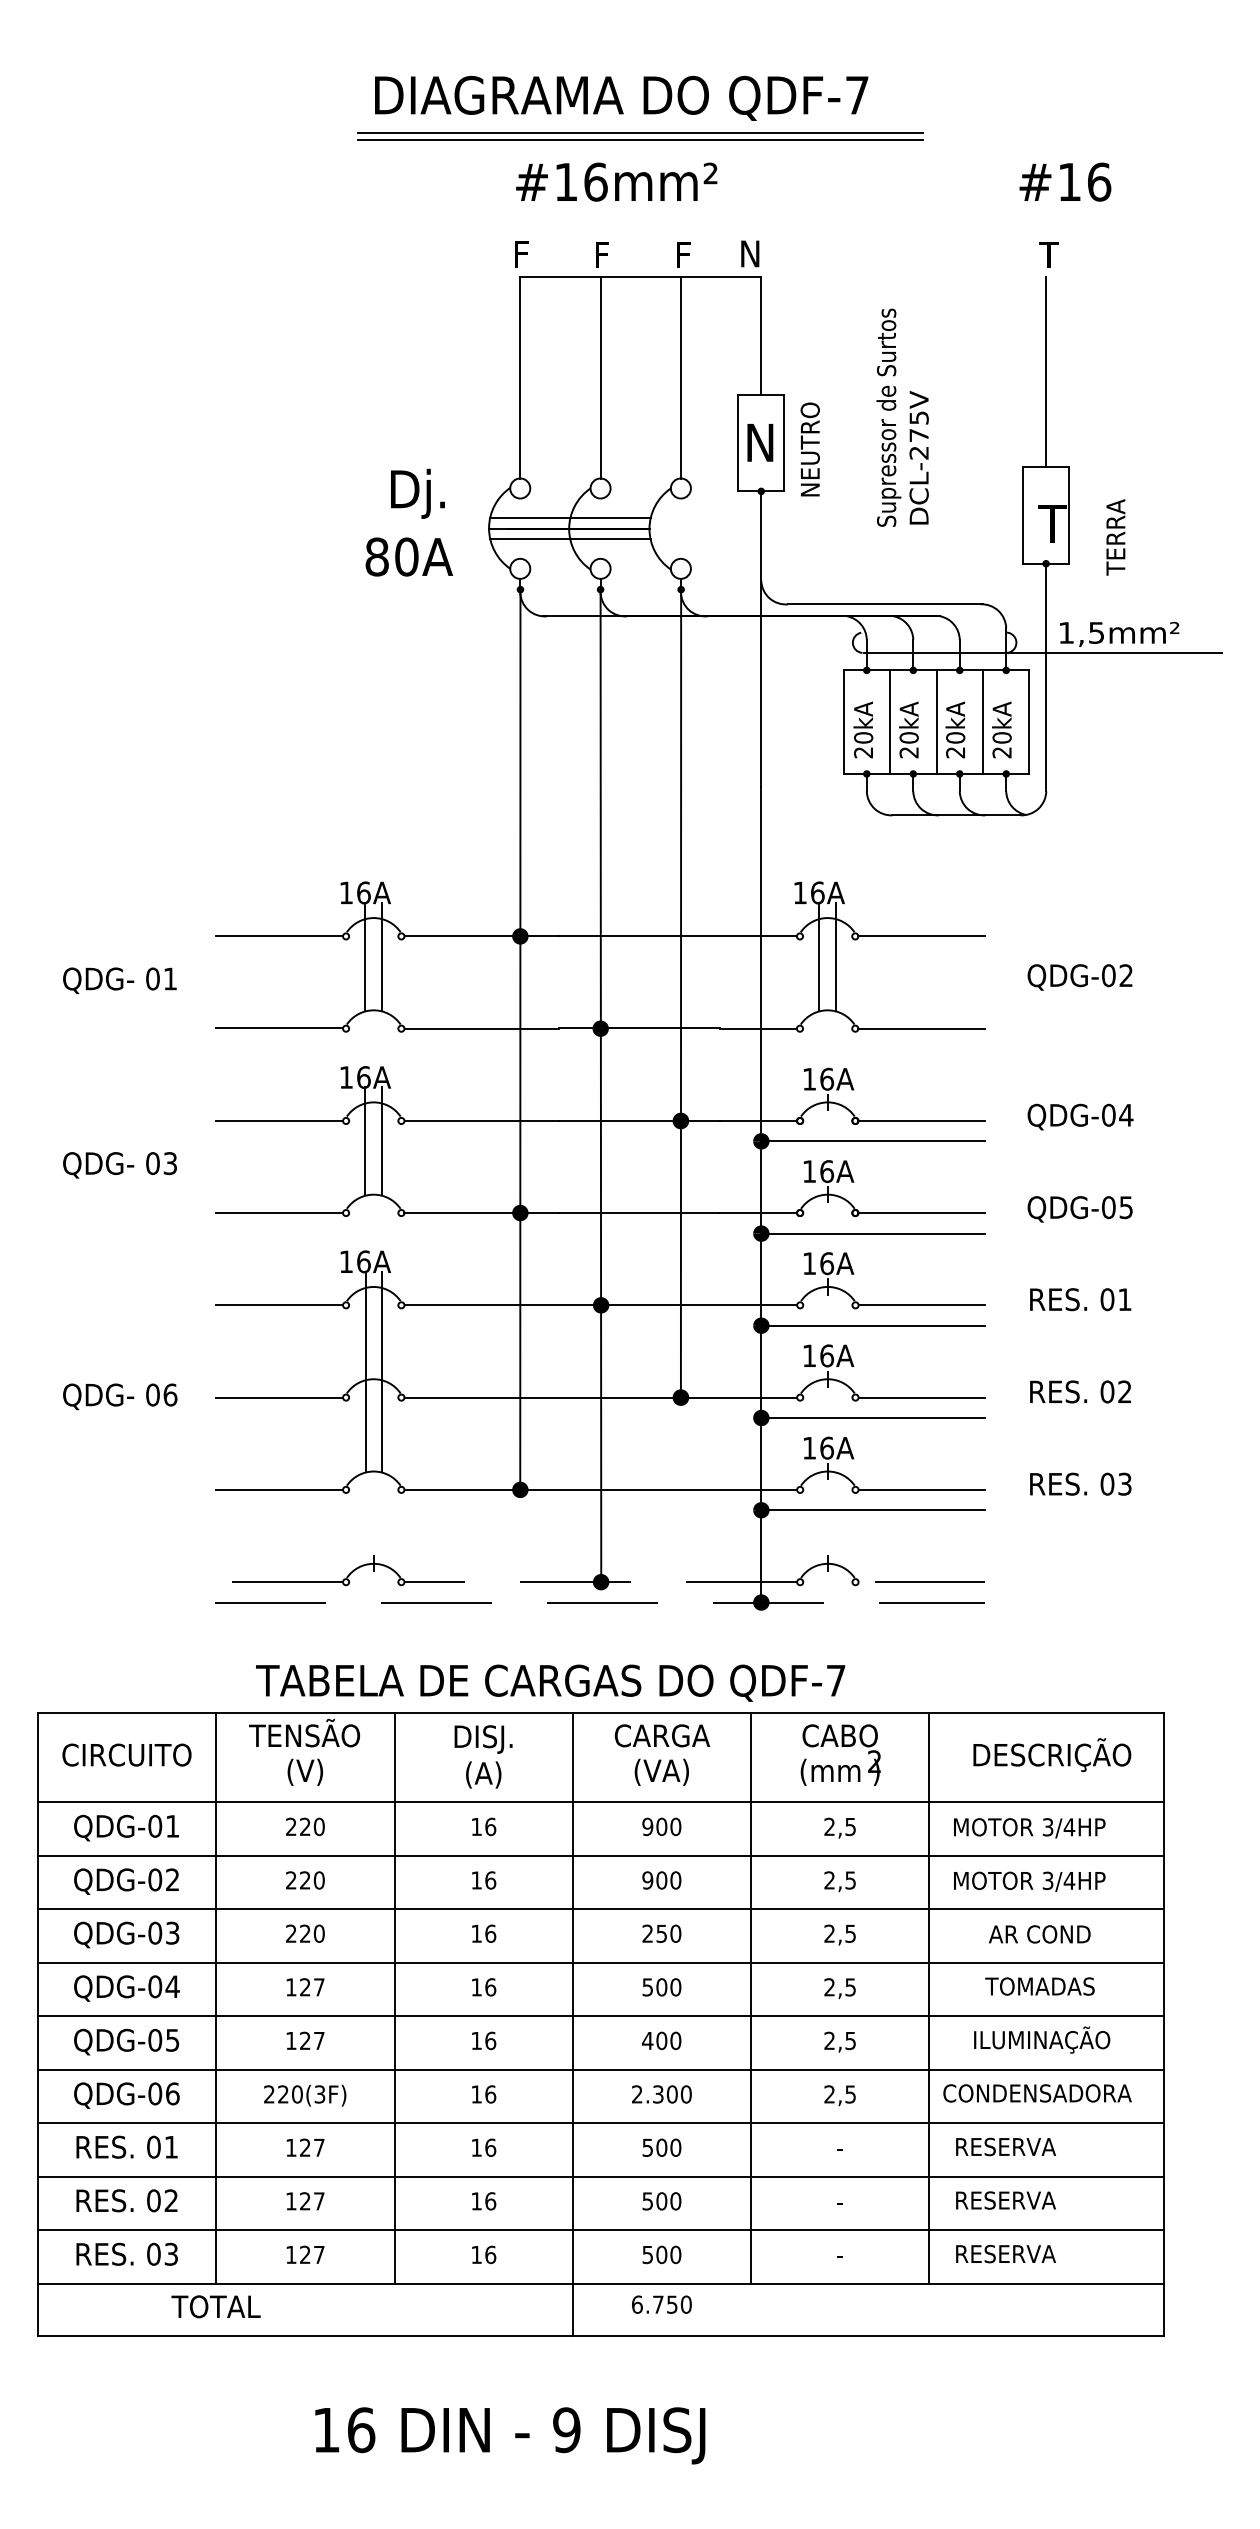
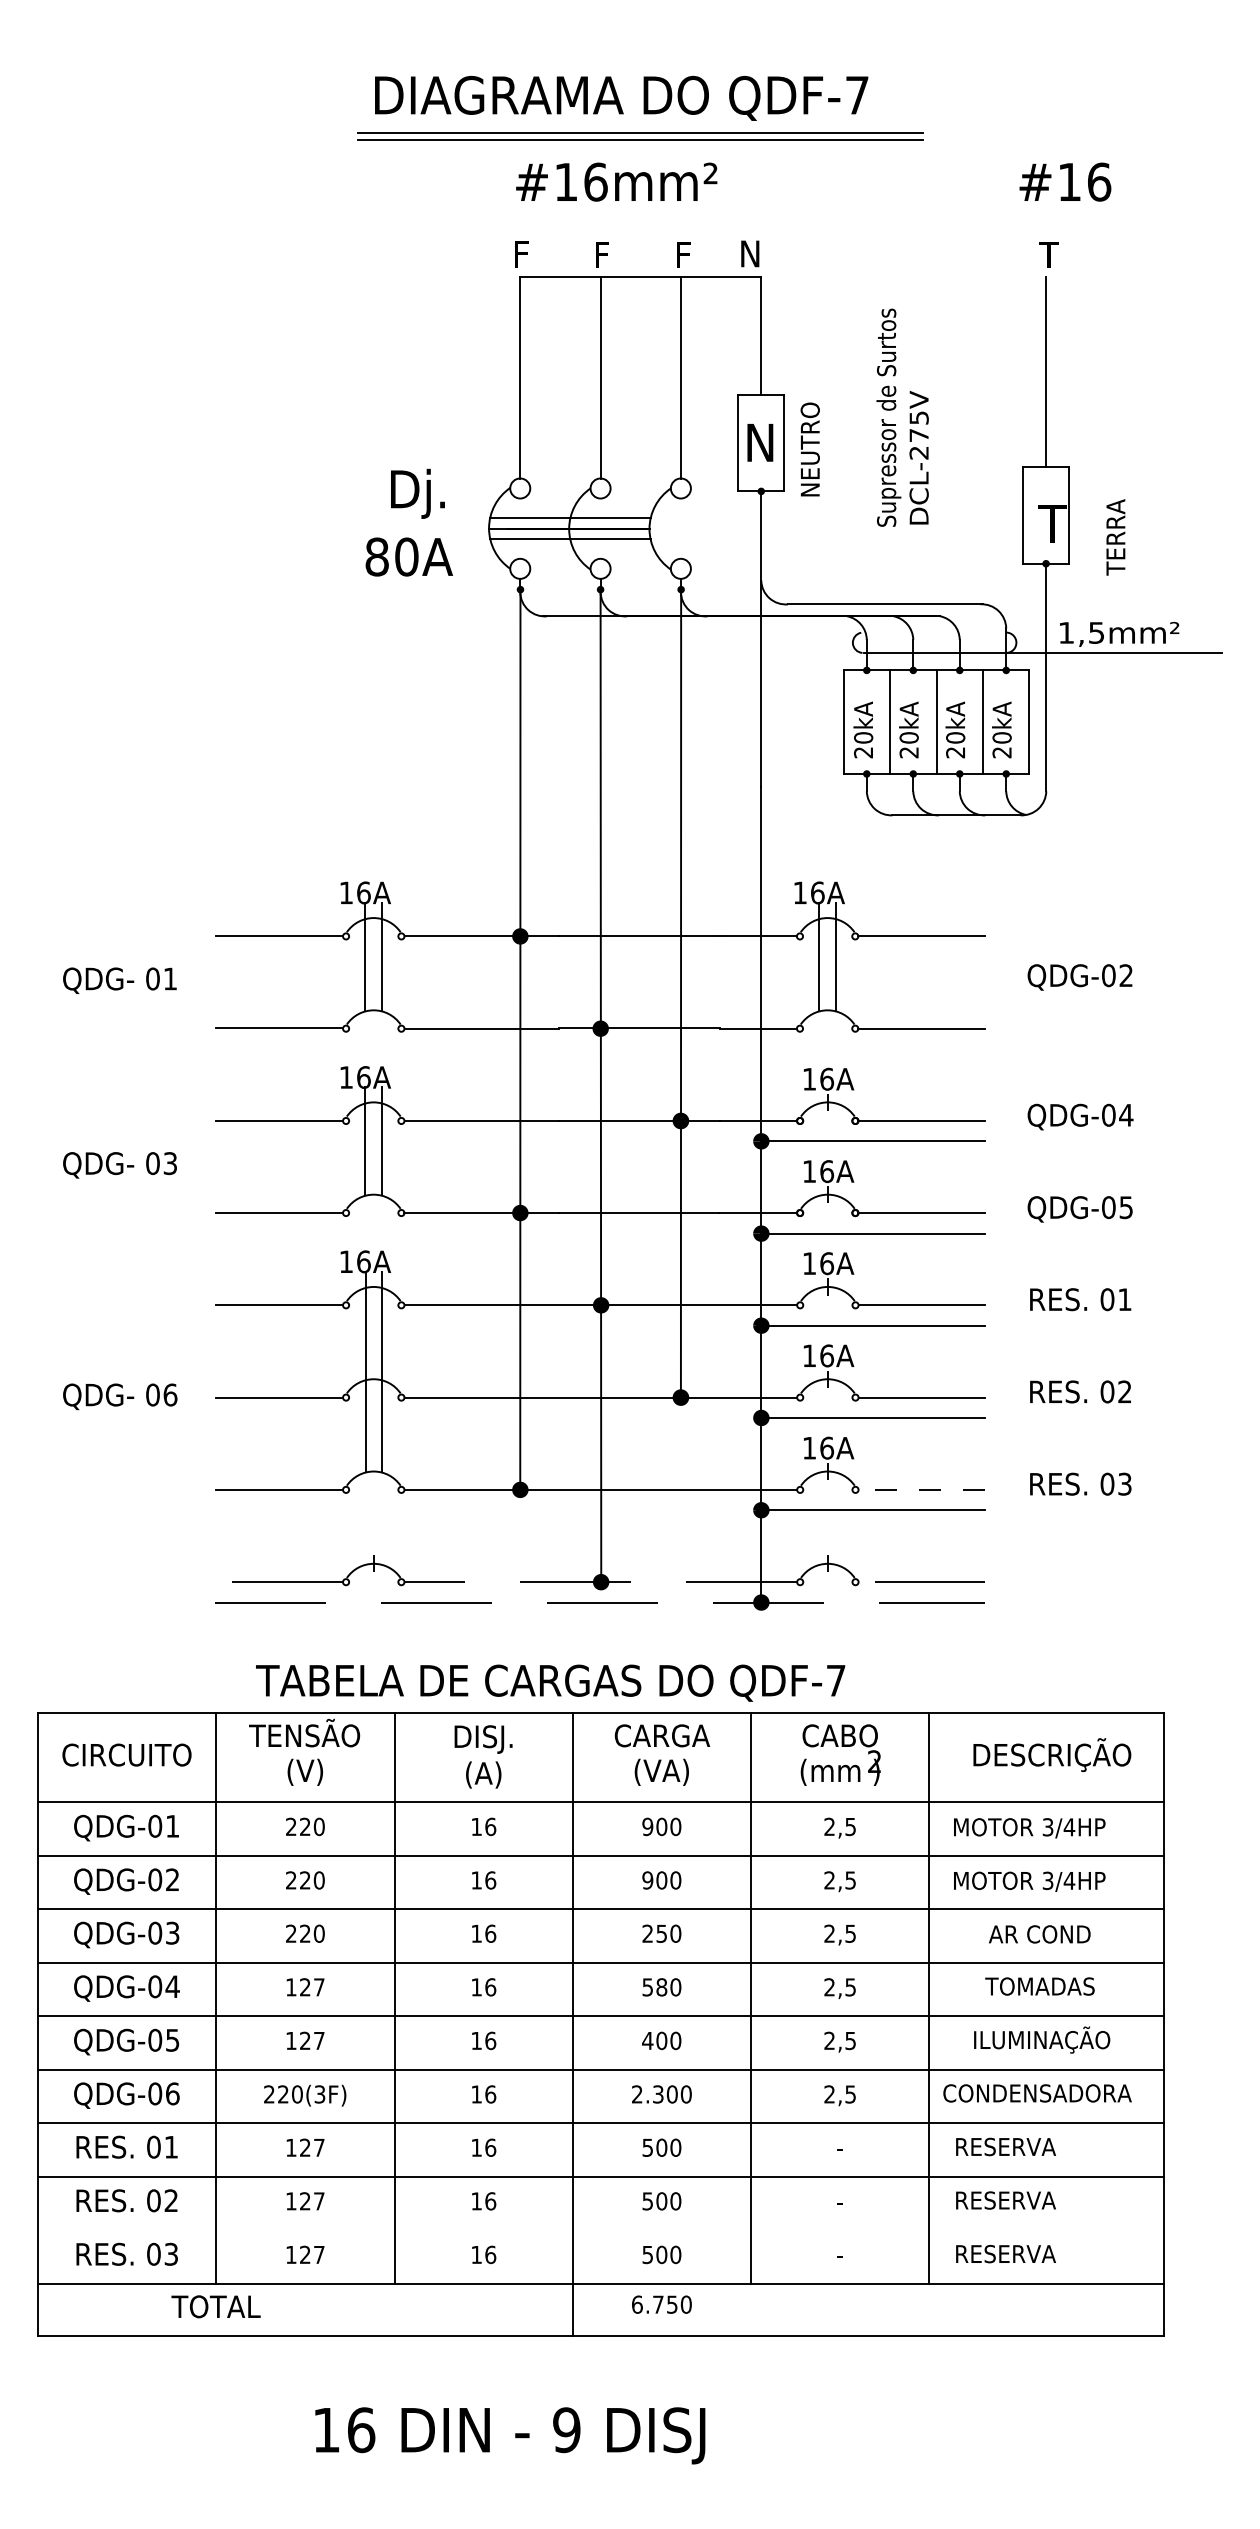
line: solid -> dashed (921, 1489)
text: 500 -> 580 (661, 1987)
line: present -> none (600, 2230)
